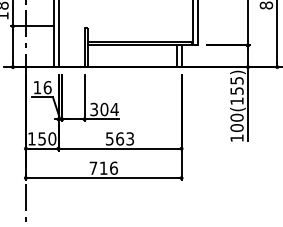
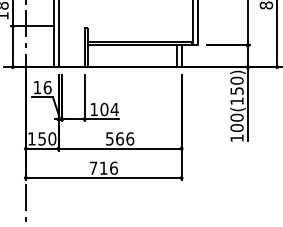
text: 100(155) -> 100(150) (236, 80)
text: 304 -> 104 (93, 109)
text: 563 -> 566 (130, 138)
